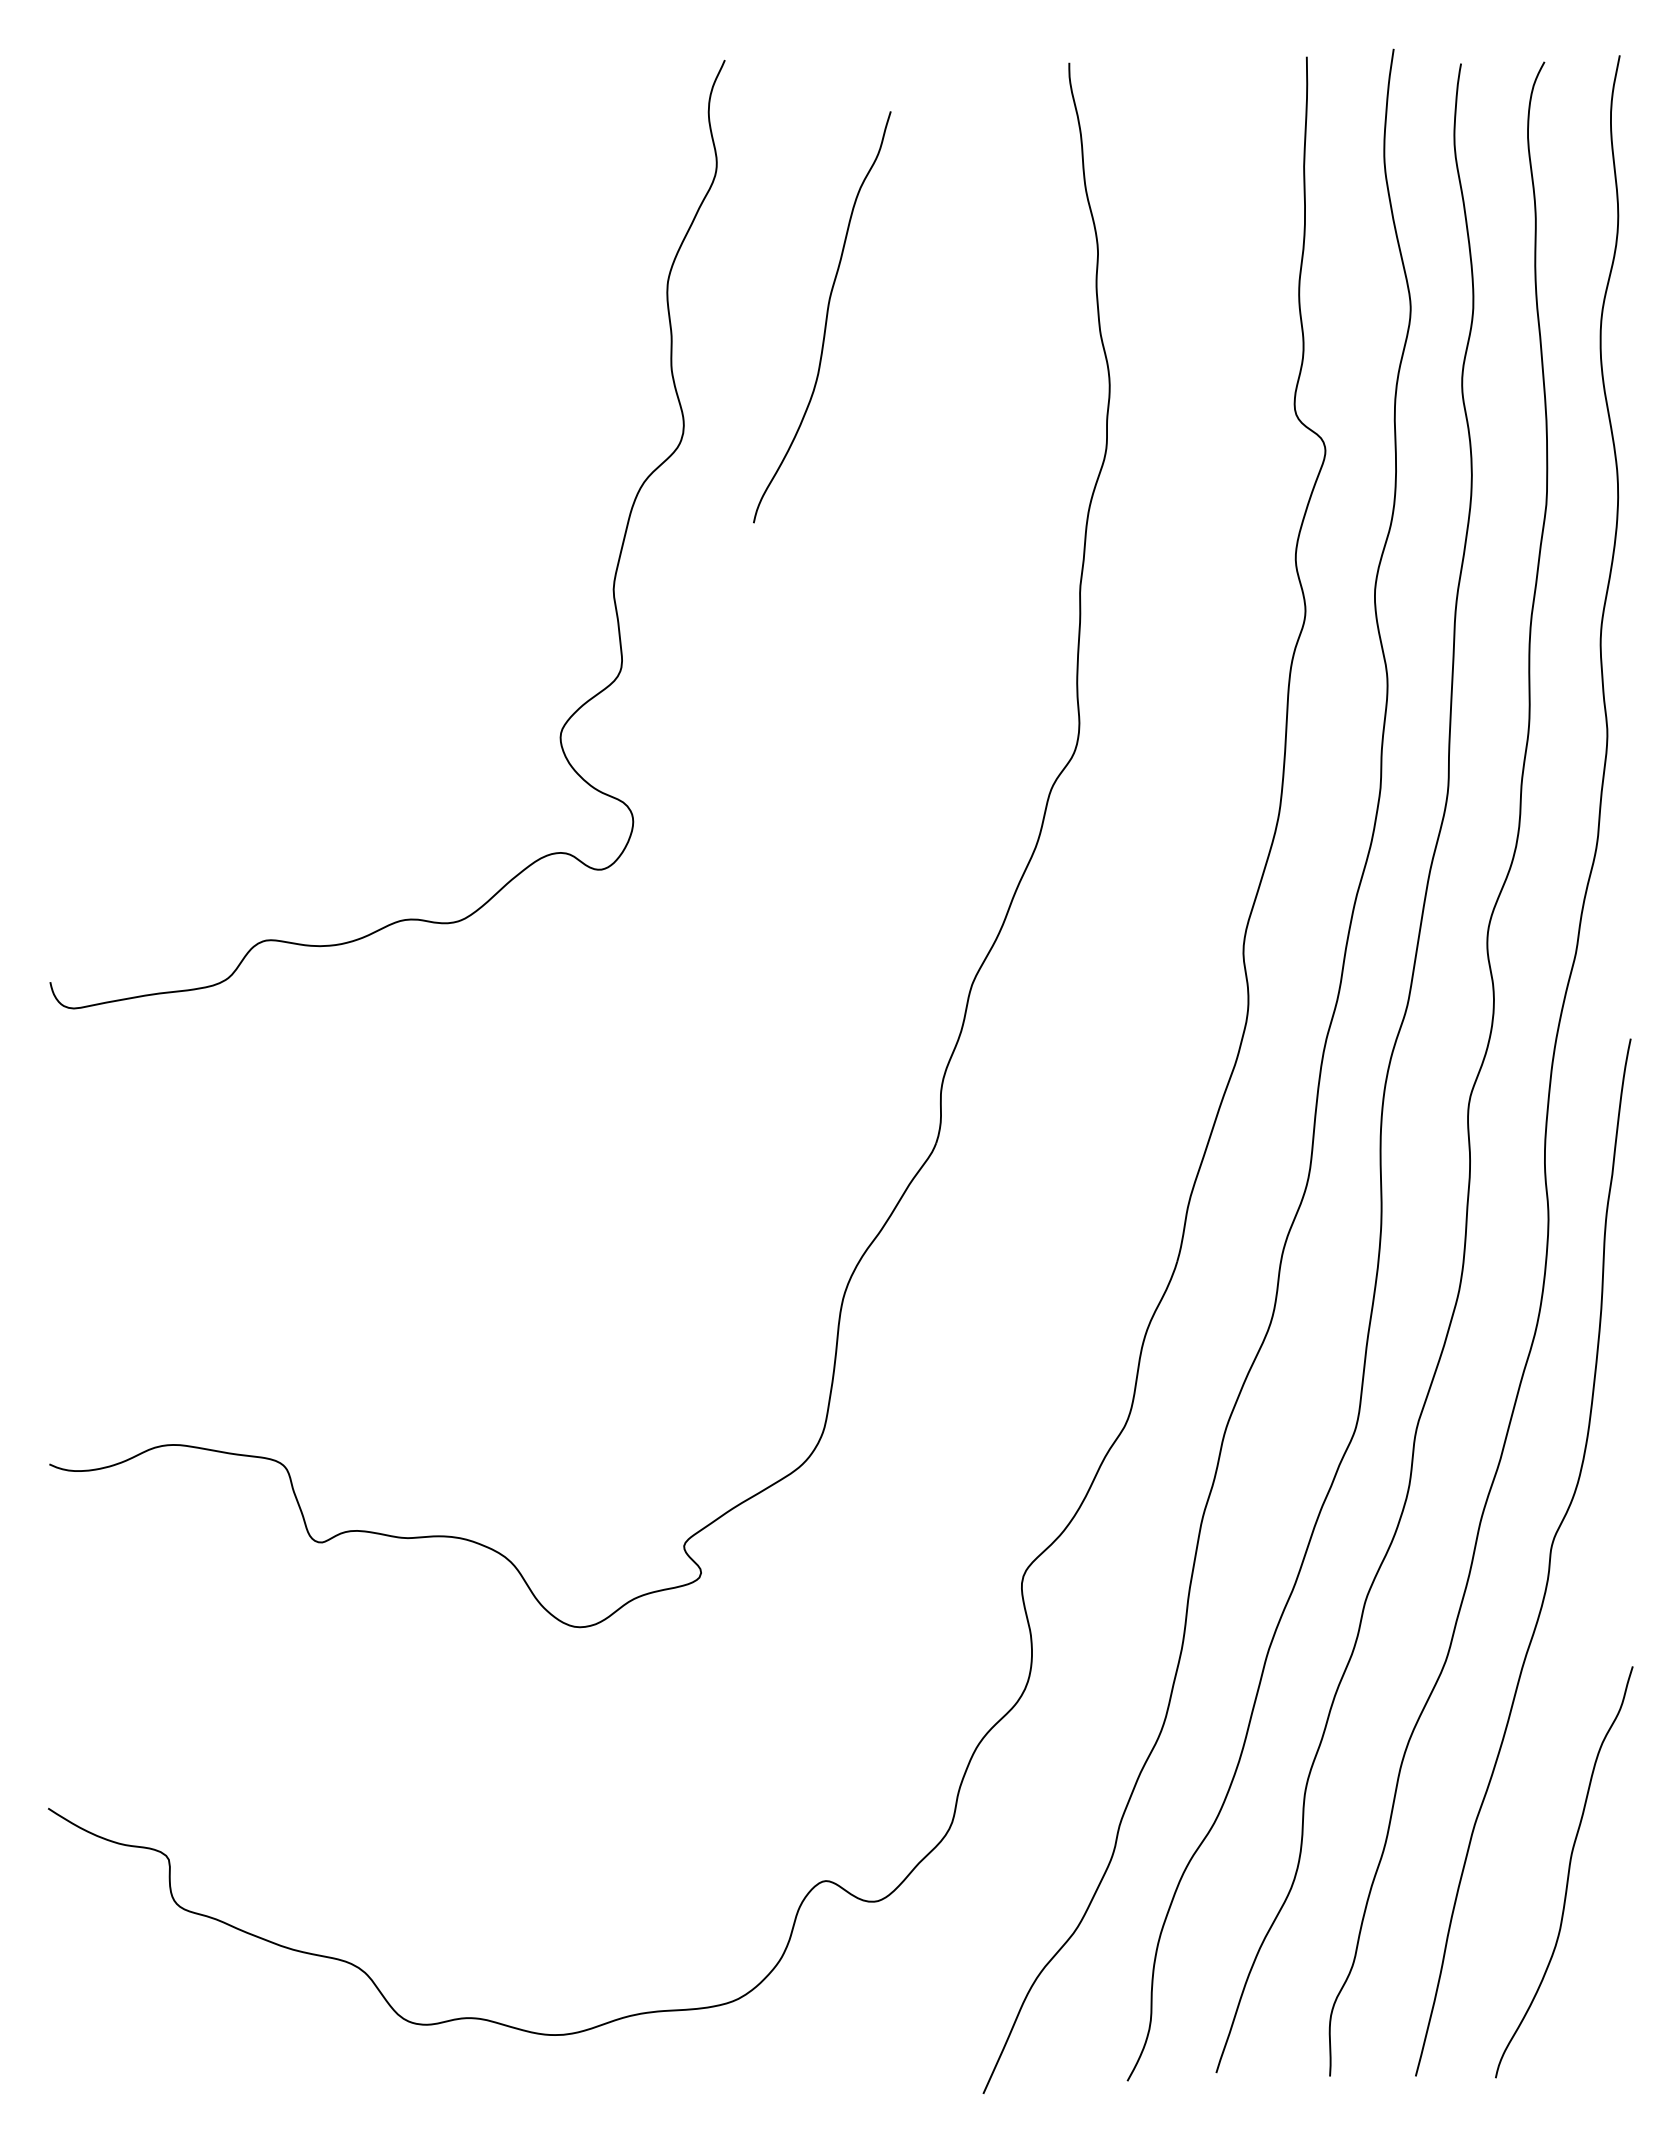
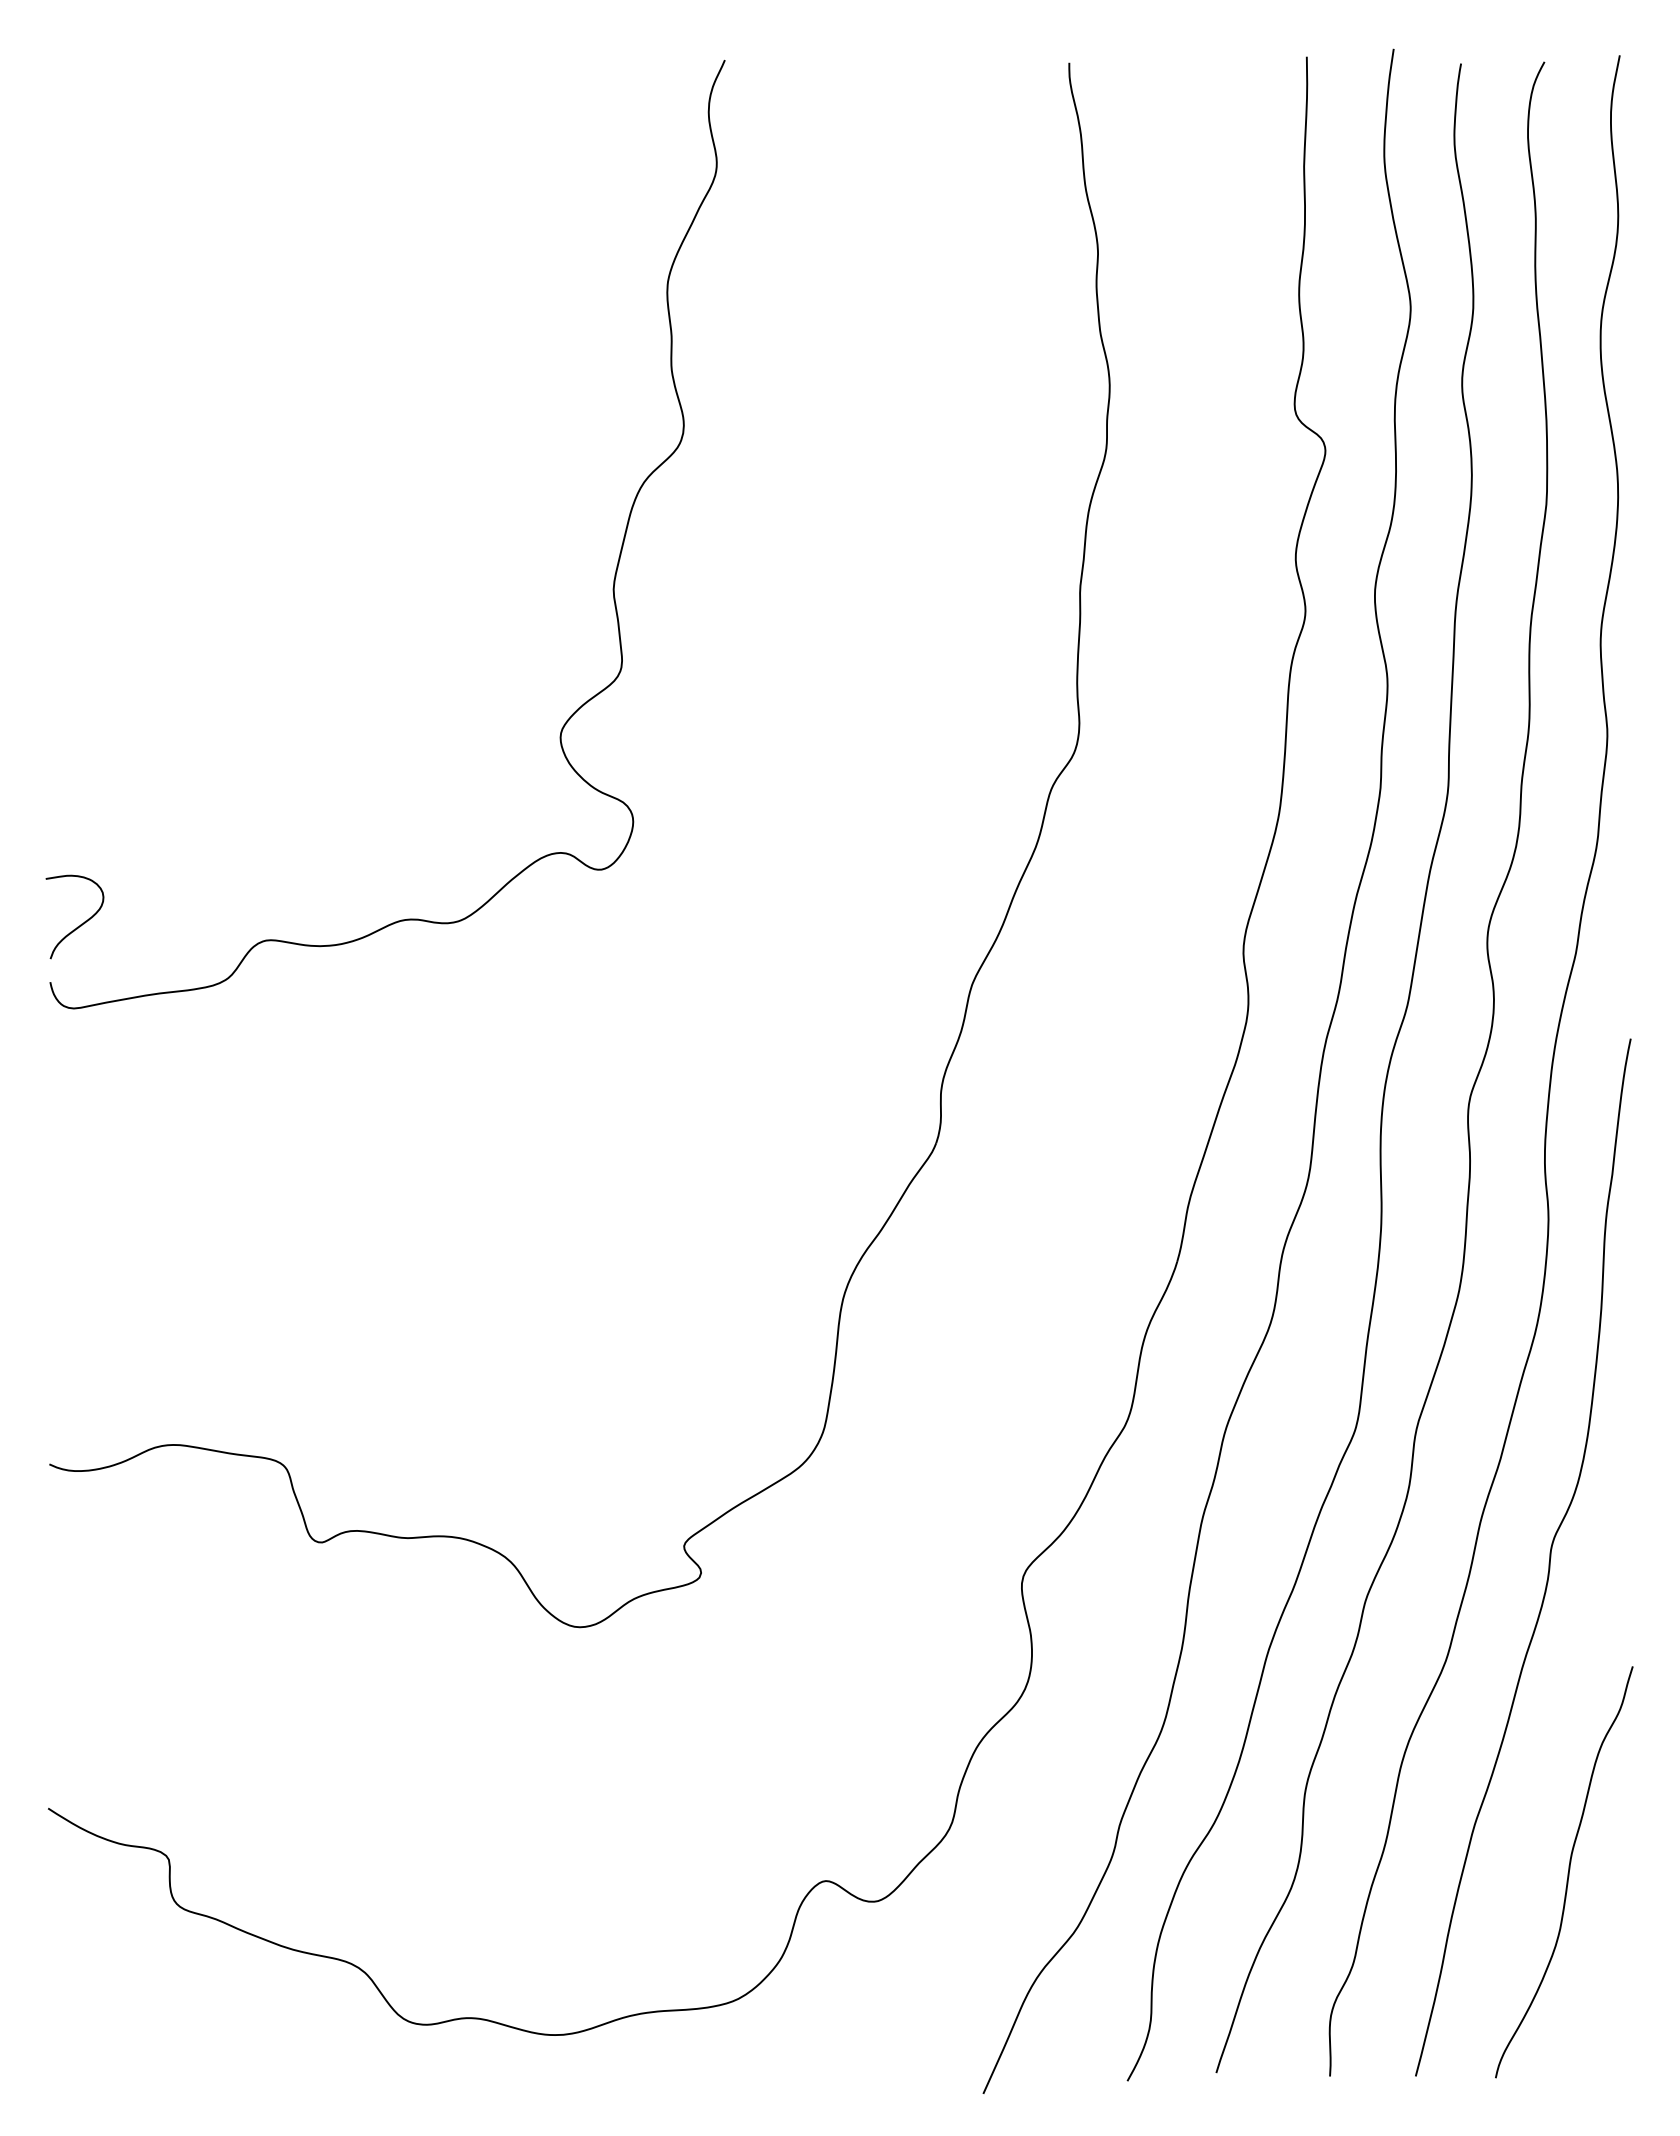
curve: present -> none (825, 317)
curve: none -> present (81, 923)
